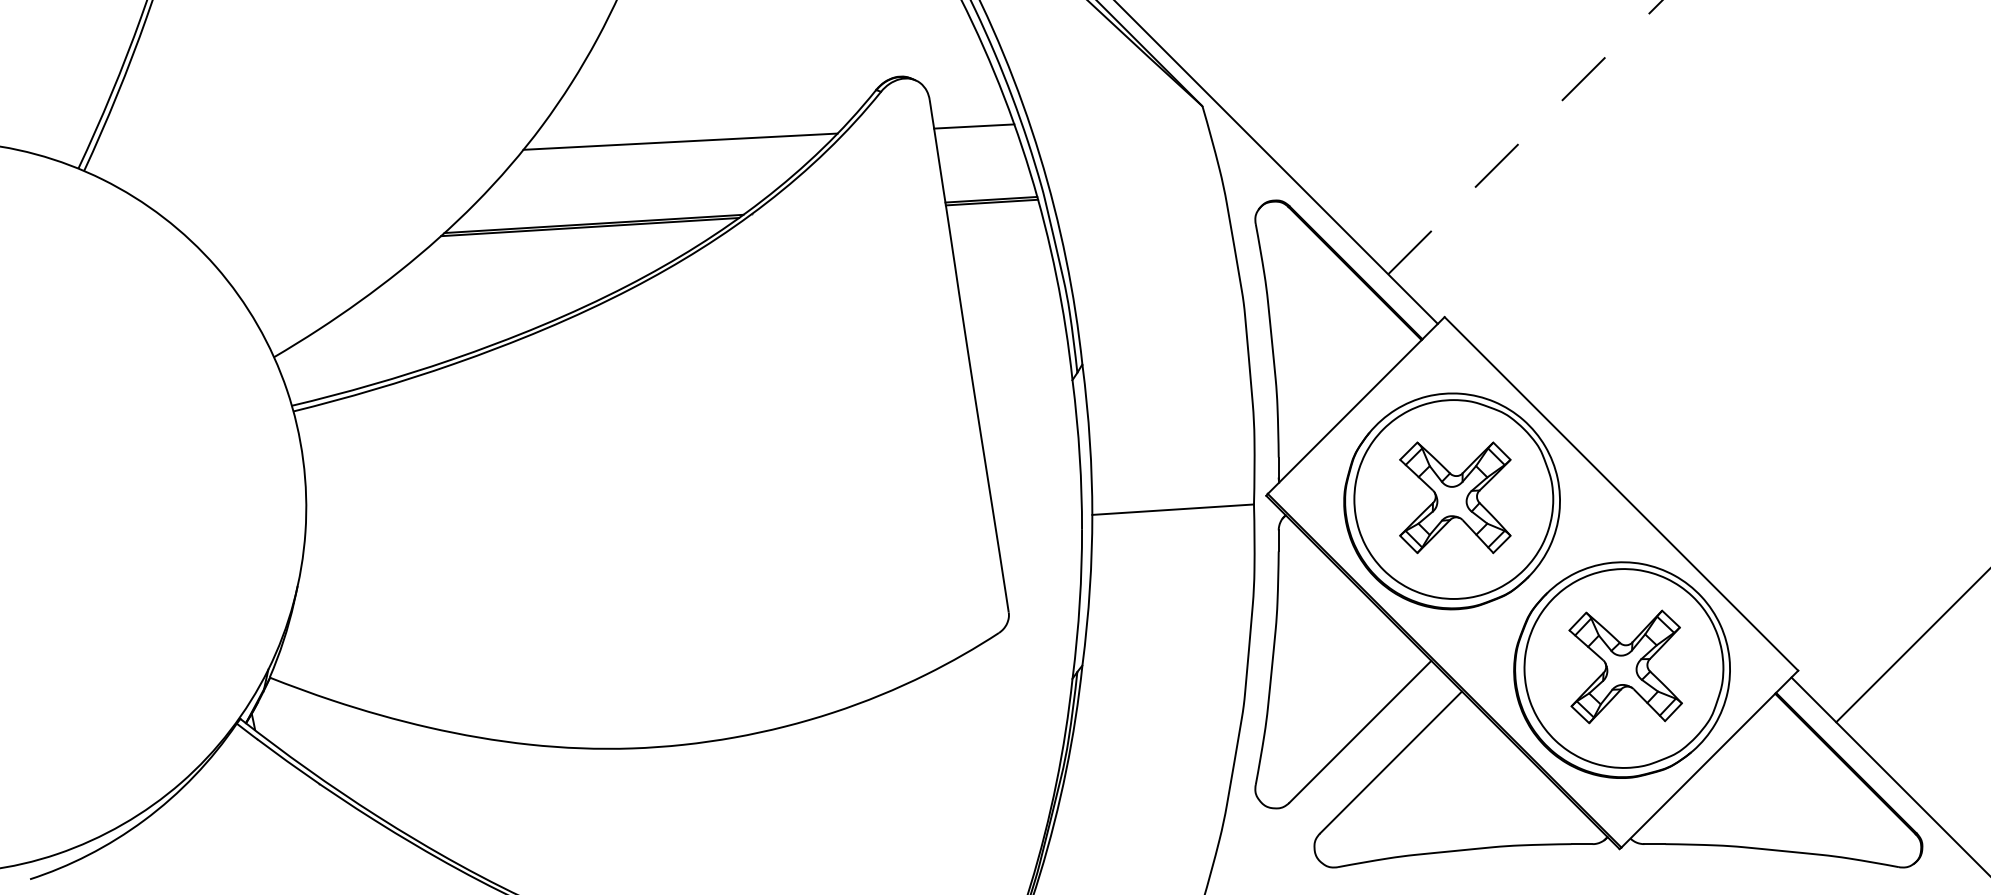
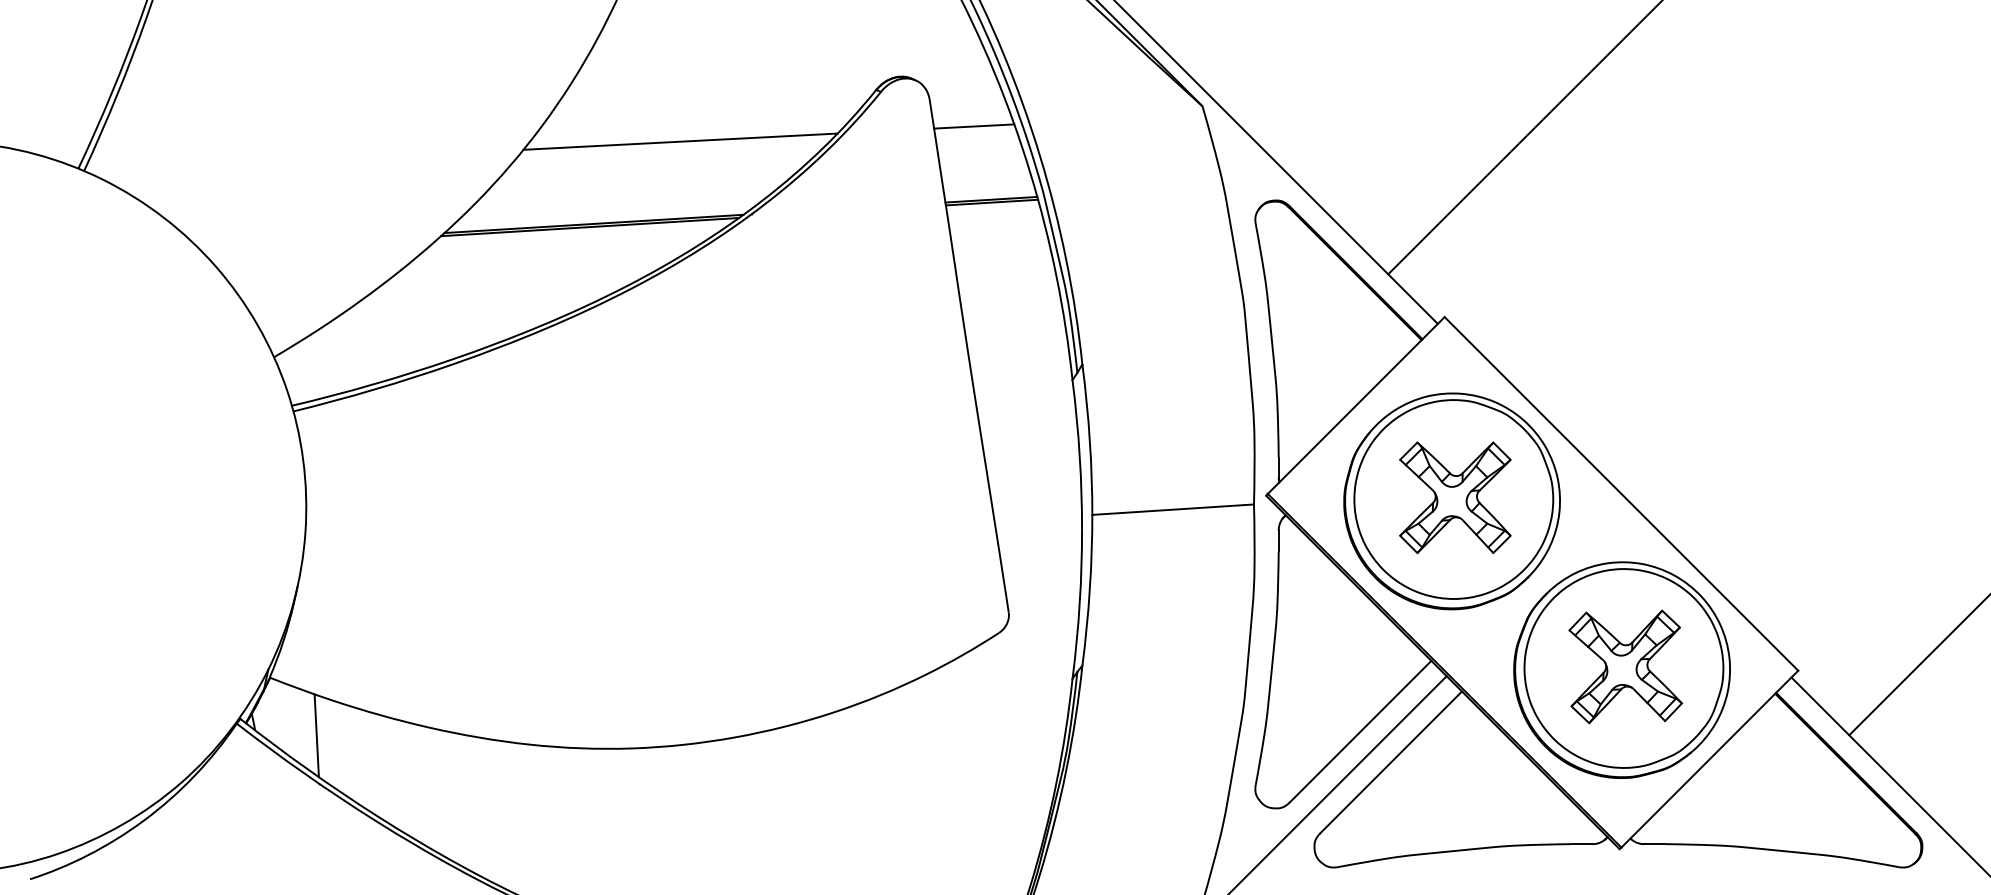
line: dashed -> solid (1525, 137)
line position: (1911, 646) -> (1918, 665) (1918, 665)
line: none -> present (316, 735)
line: none -> present (1338, 783)
